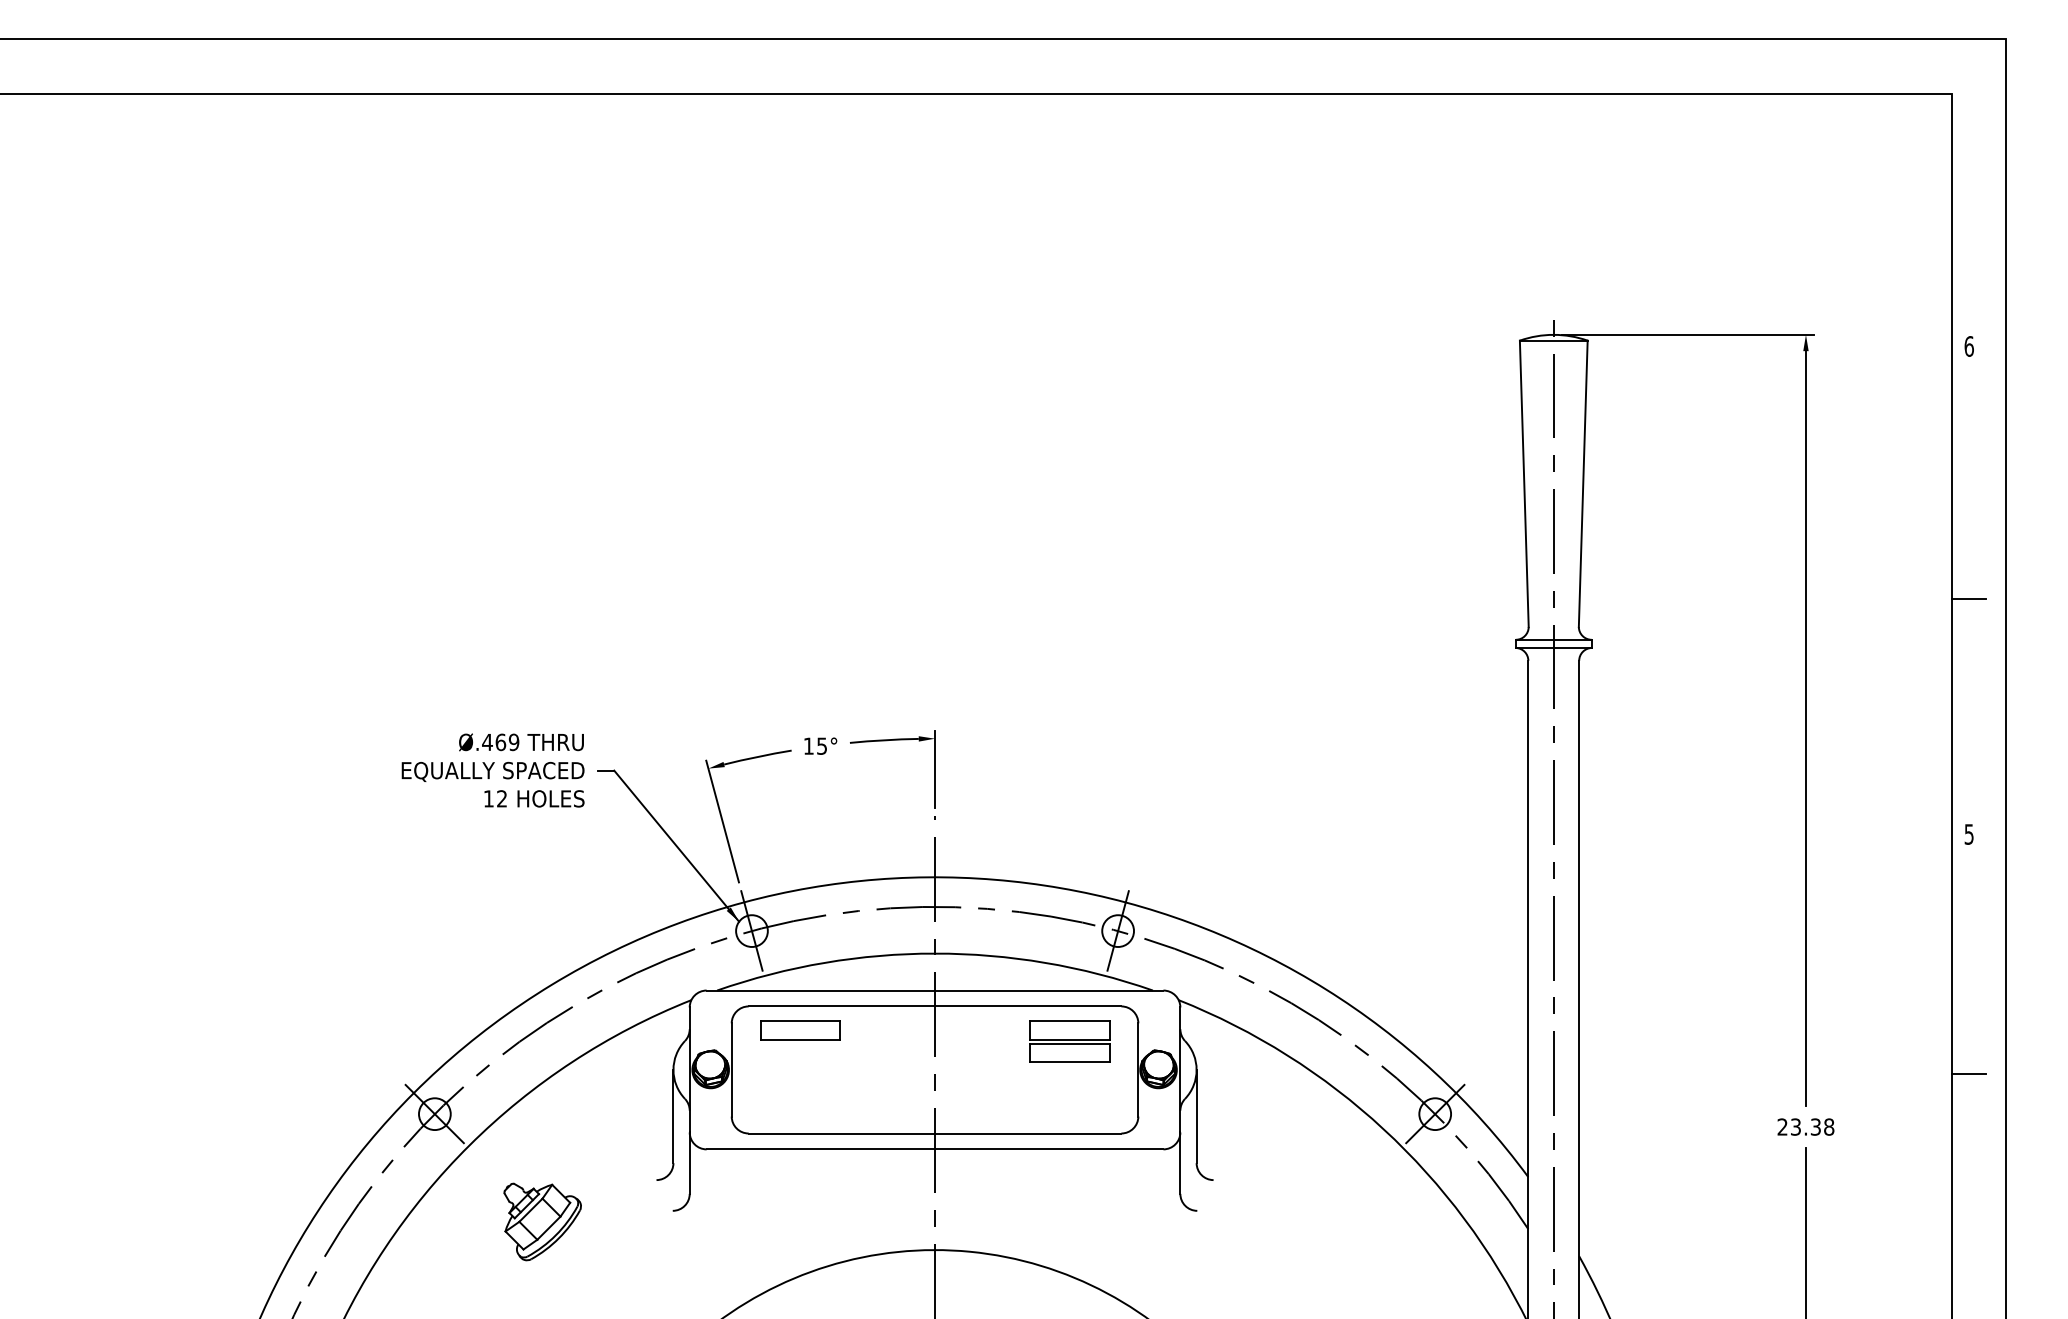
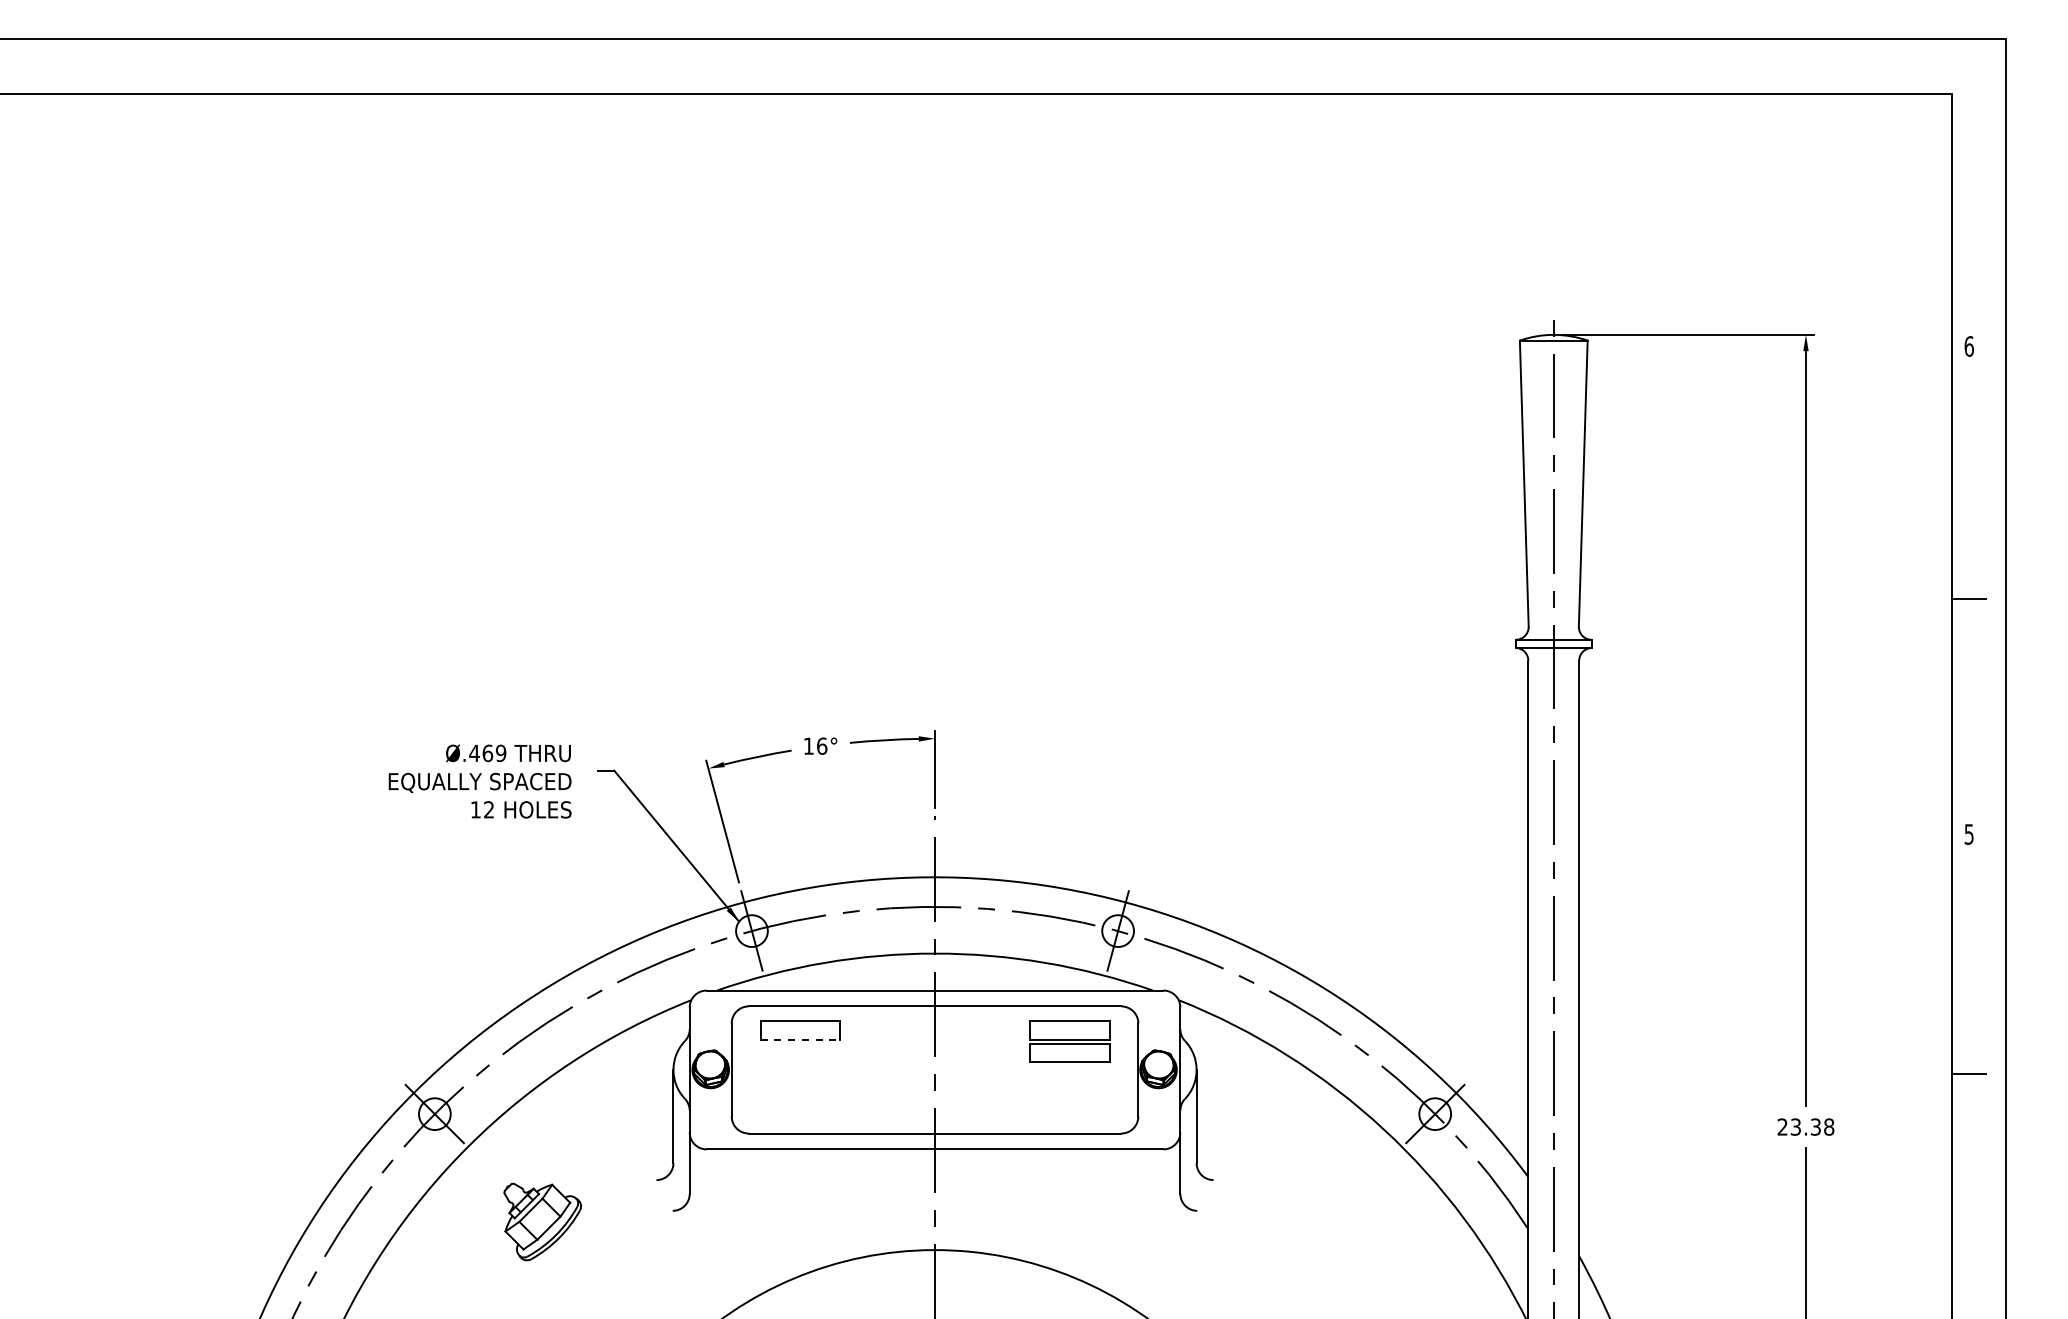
text: 15° -> 16° (822, 745)
text position: (492, 770) -> (479, 781) (479, 781)
line: solid -> dashed (800, 1039)
